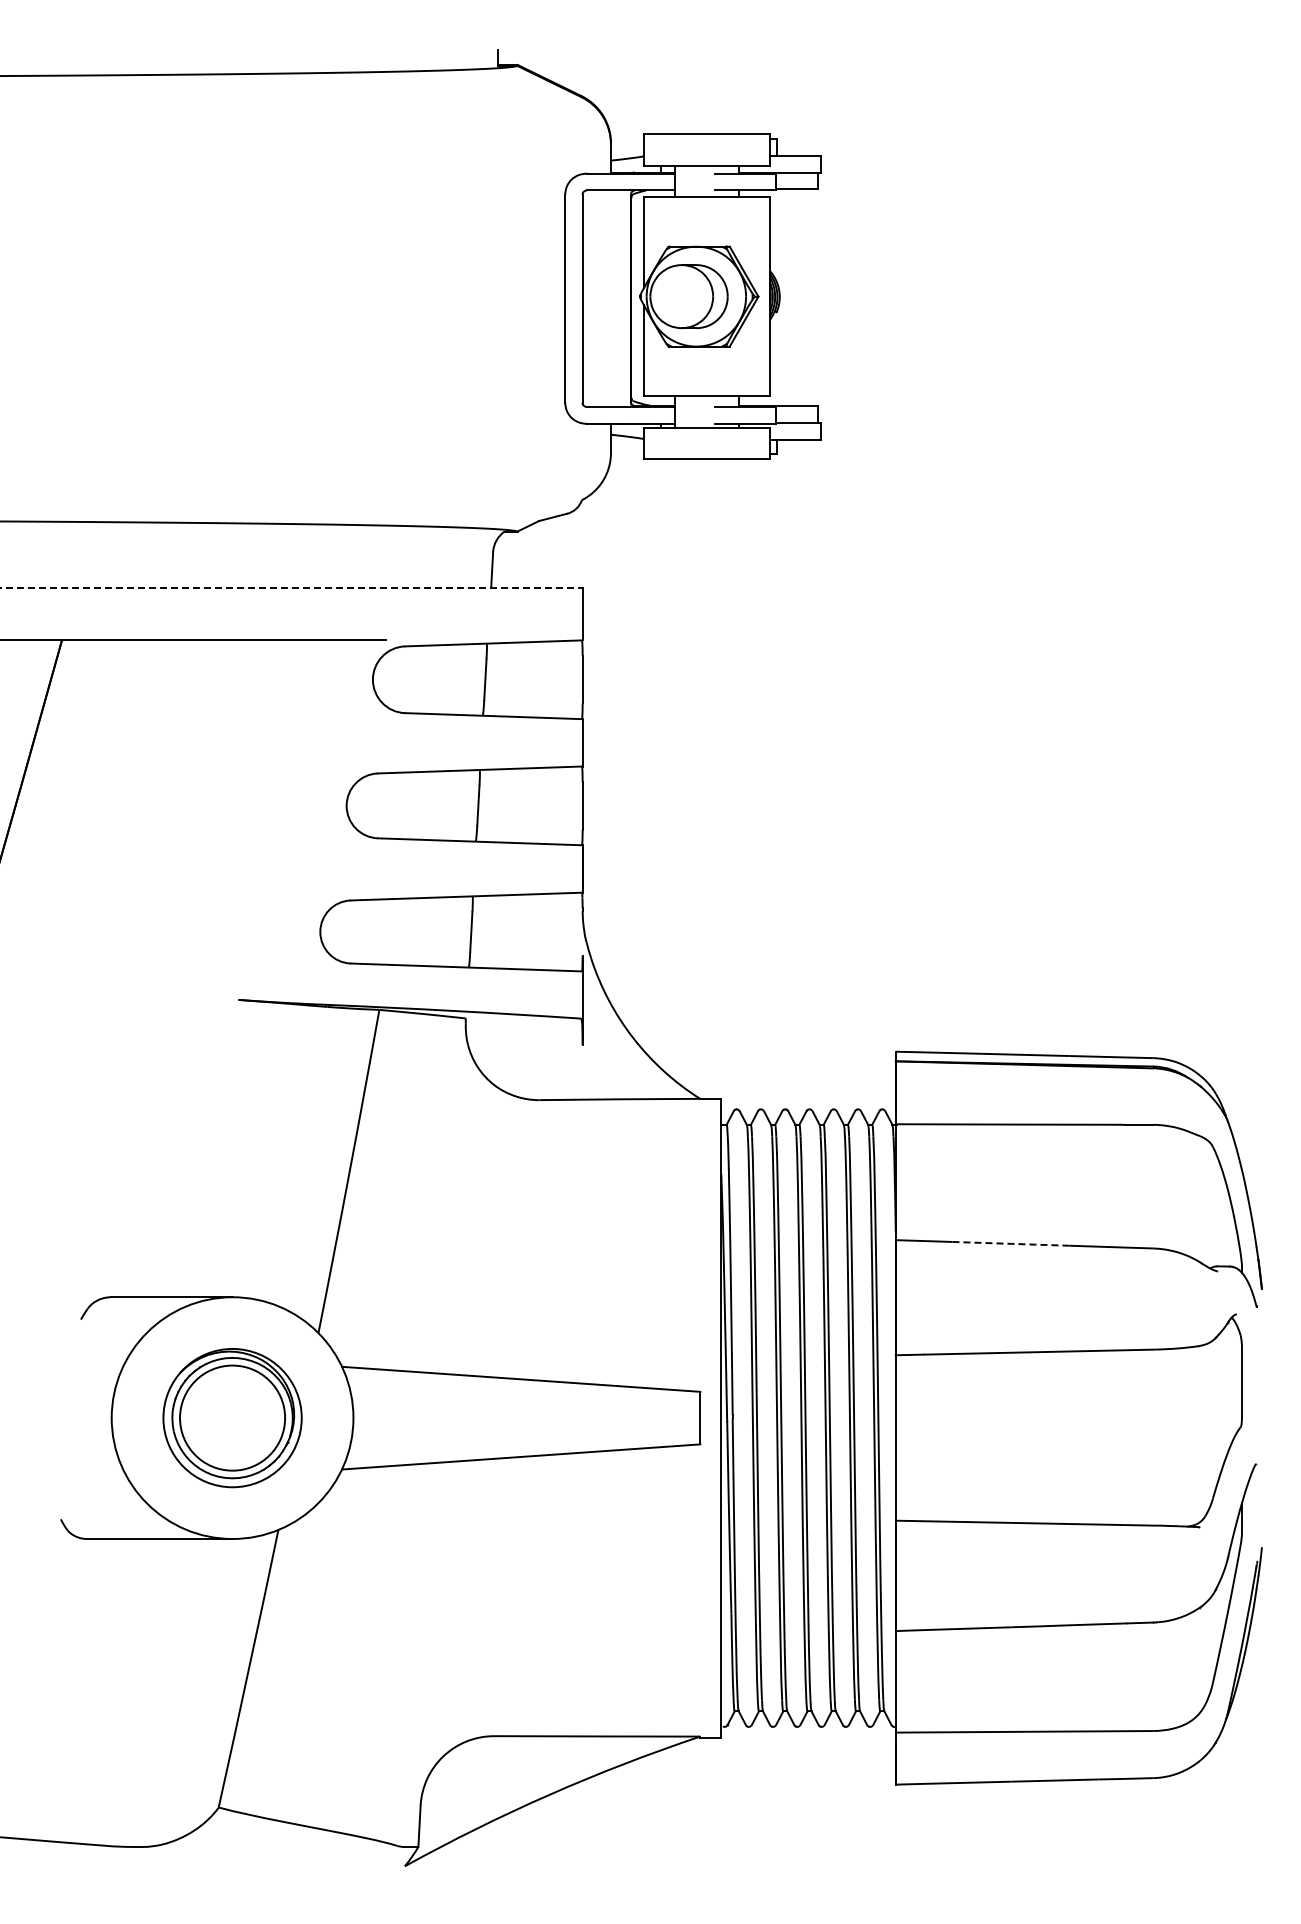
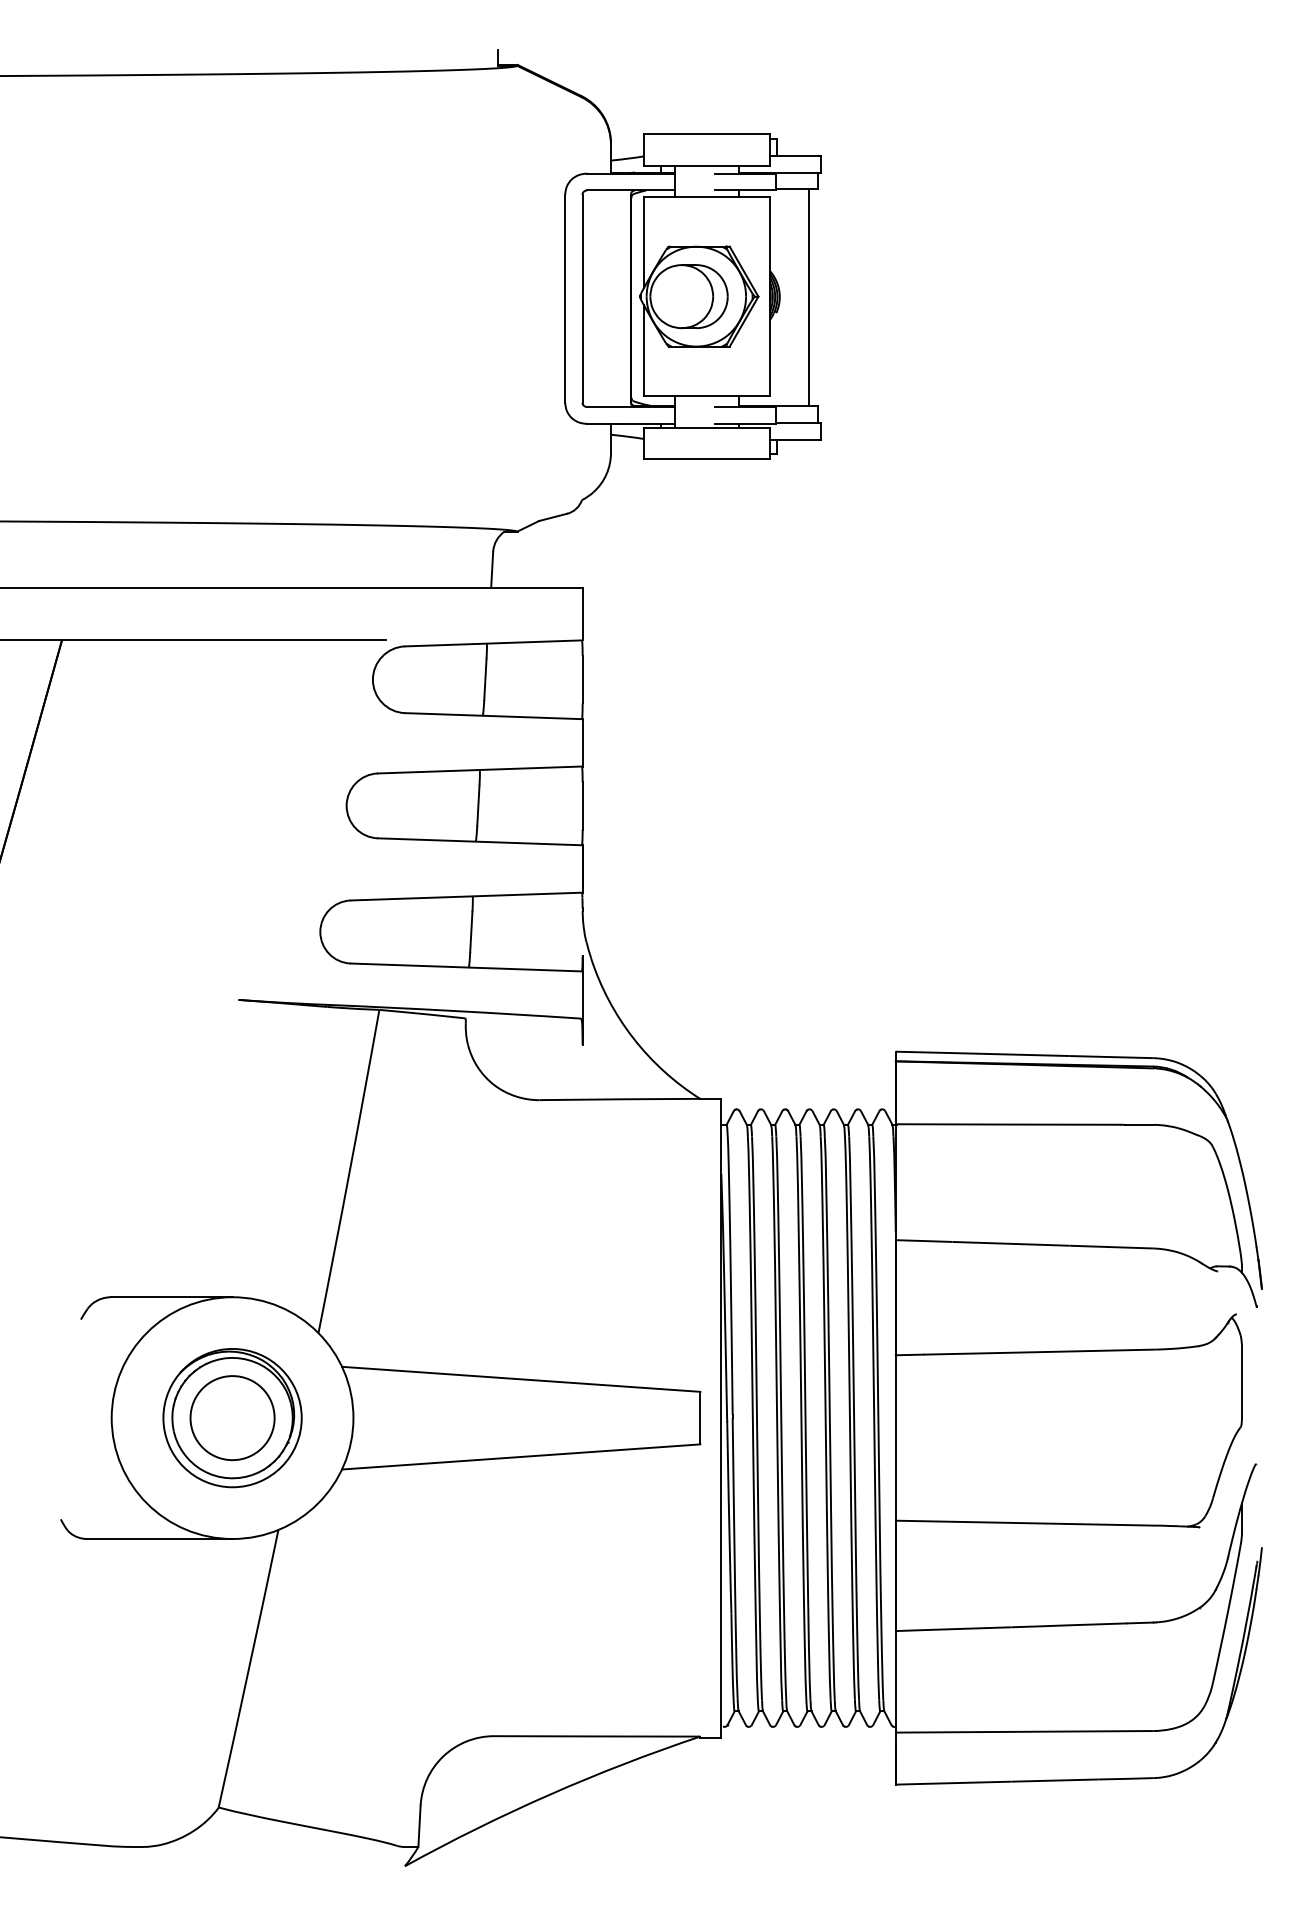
line: none -> present (809, 297)
line: dashed -> solid (292, 587)
line: dashed -> solid (1011, 1243)
circle diameter: 105 px -> 84 px (232, 1418)
